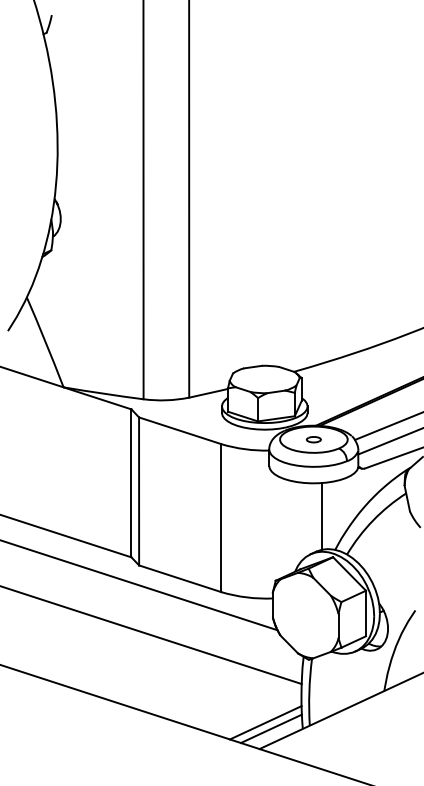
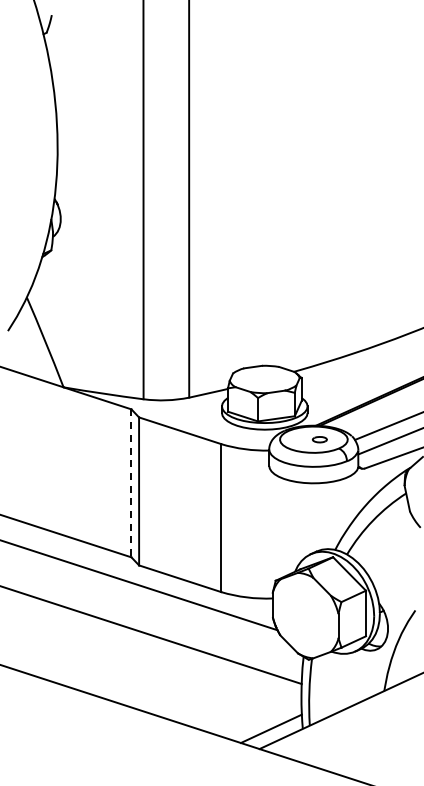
part position: (313, 439) -> (319, 439) (319, 439)
line: solid -> dashed (131, 483)
line: present -> none (321, 516)
line: present -> none (265, 722)
